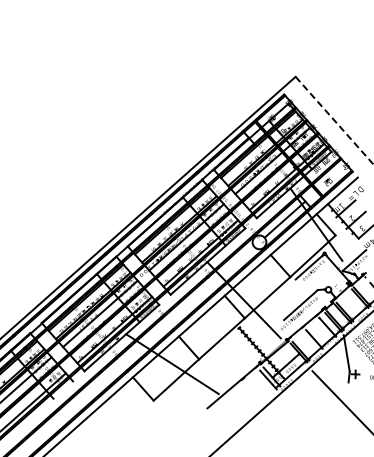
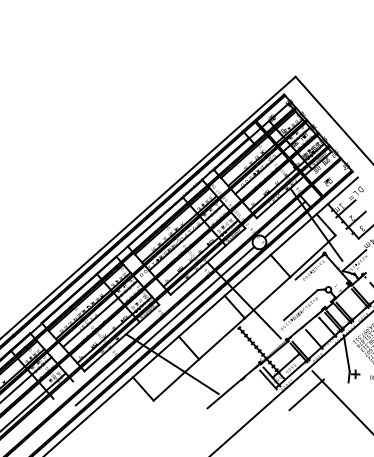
line: dashed -> solid (334, 120)
line: none -> present (164, 325)
line: none -> present (306, 394)
